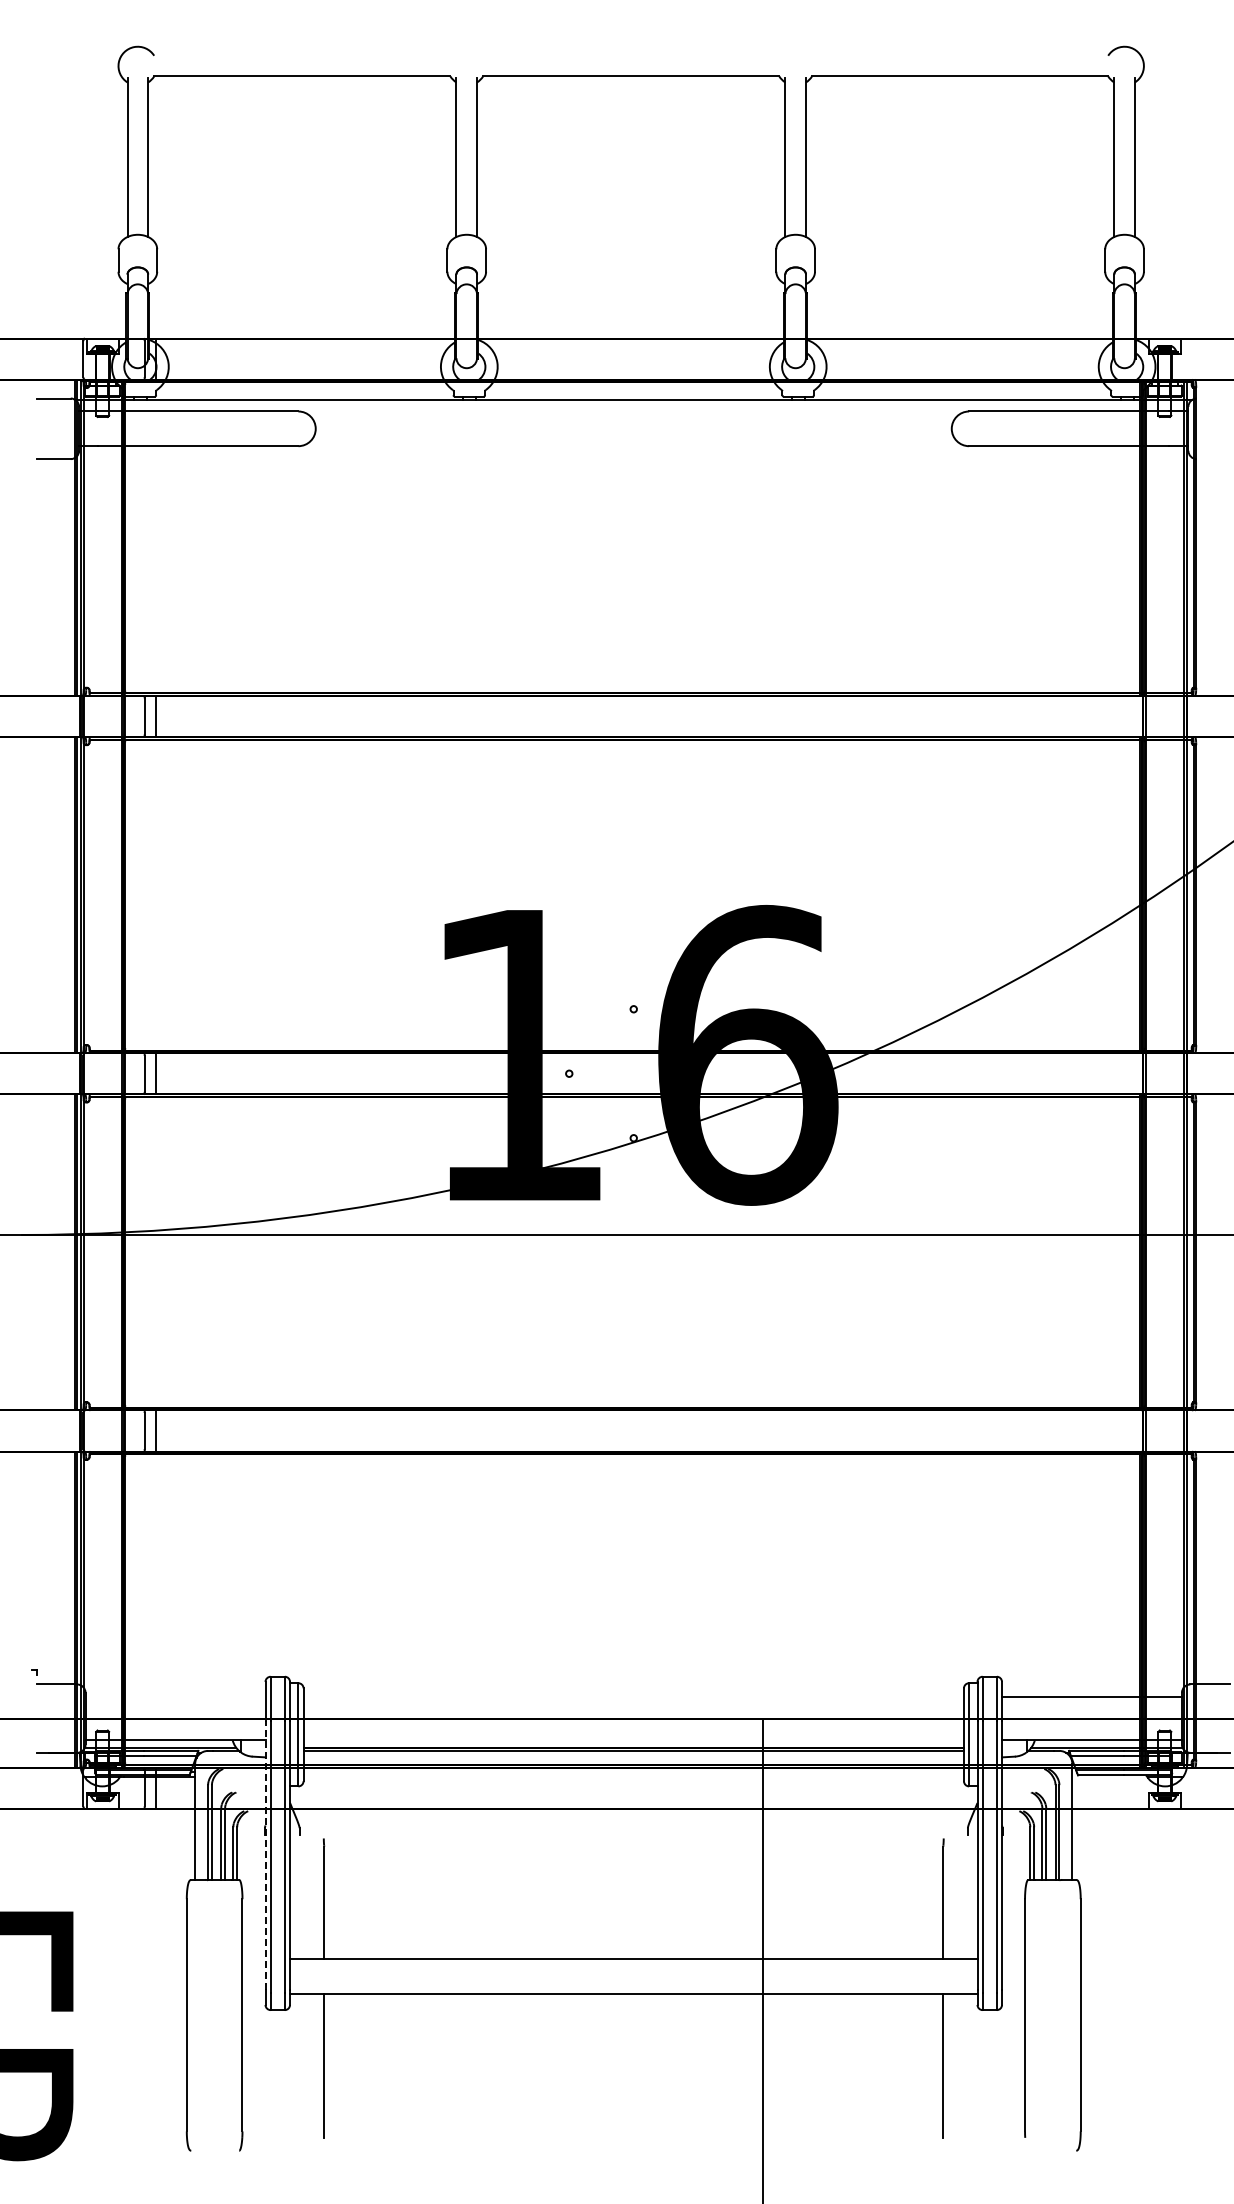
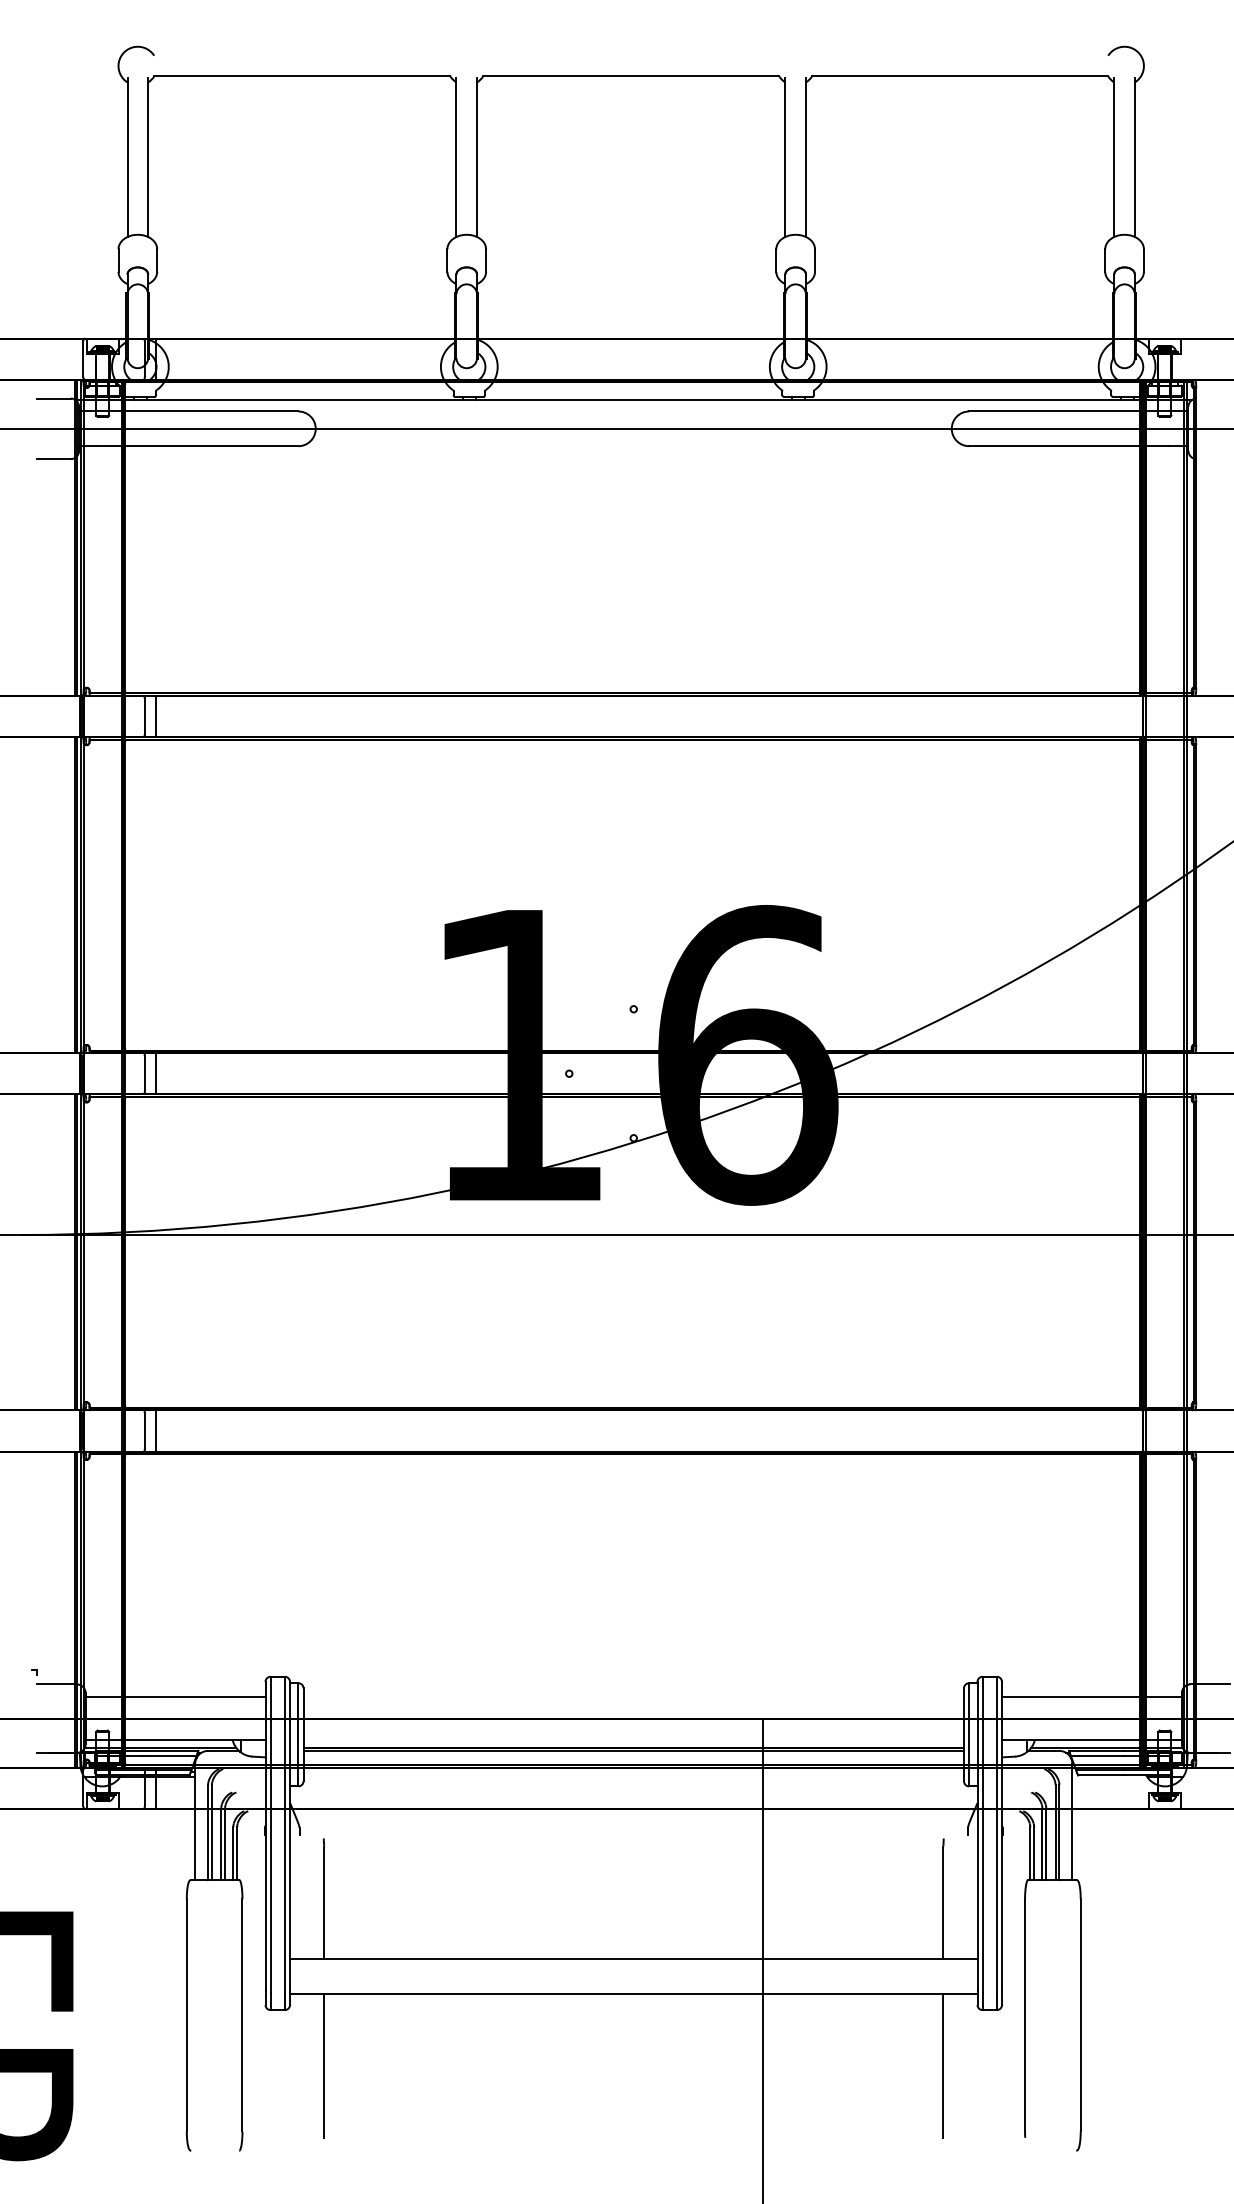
line: none -> present (616, 428)
line: none -> present (175, 1696)
line: dashed -> solid (265, 1855)
